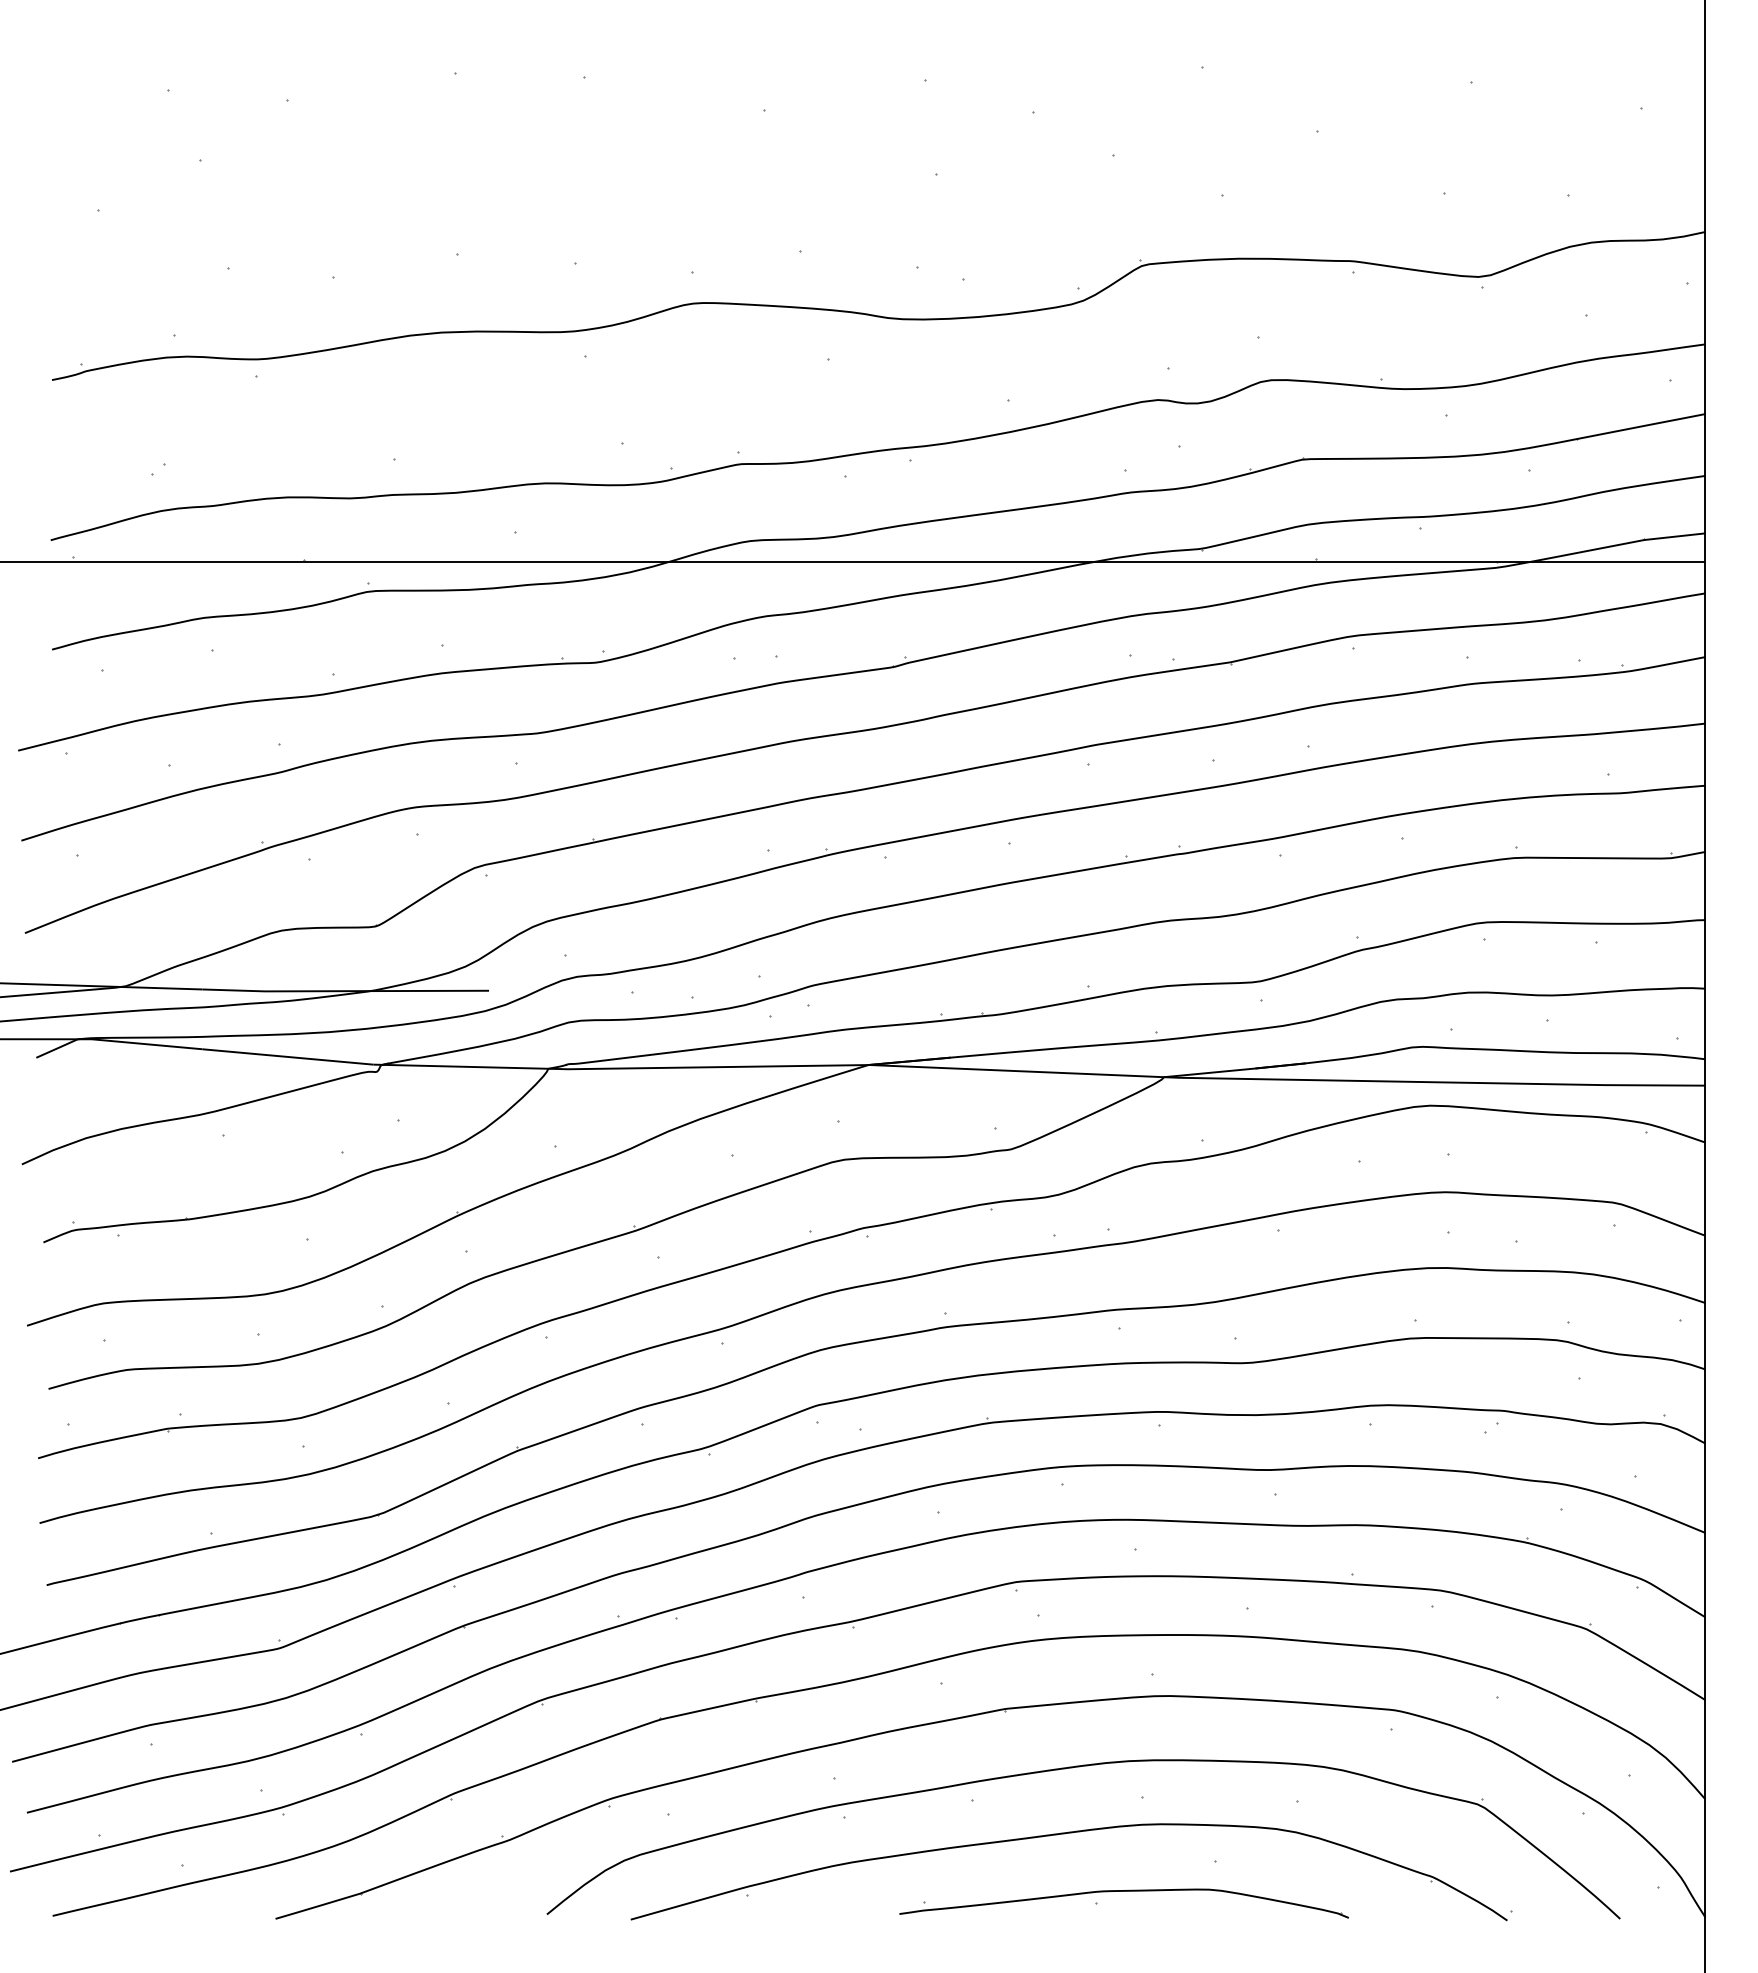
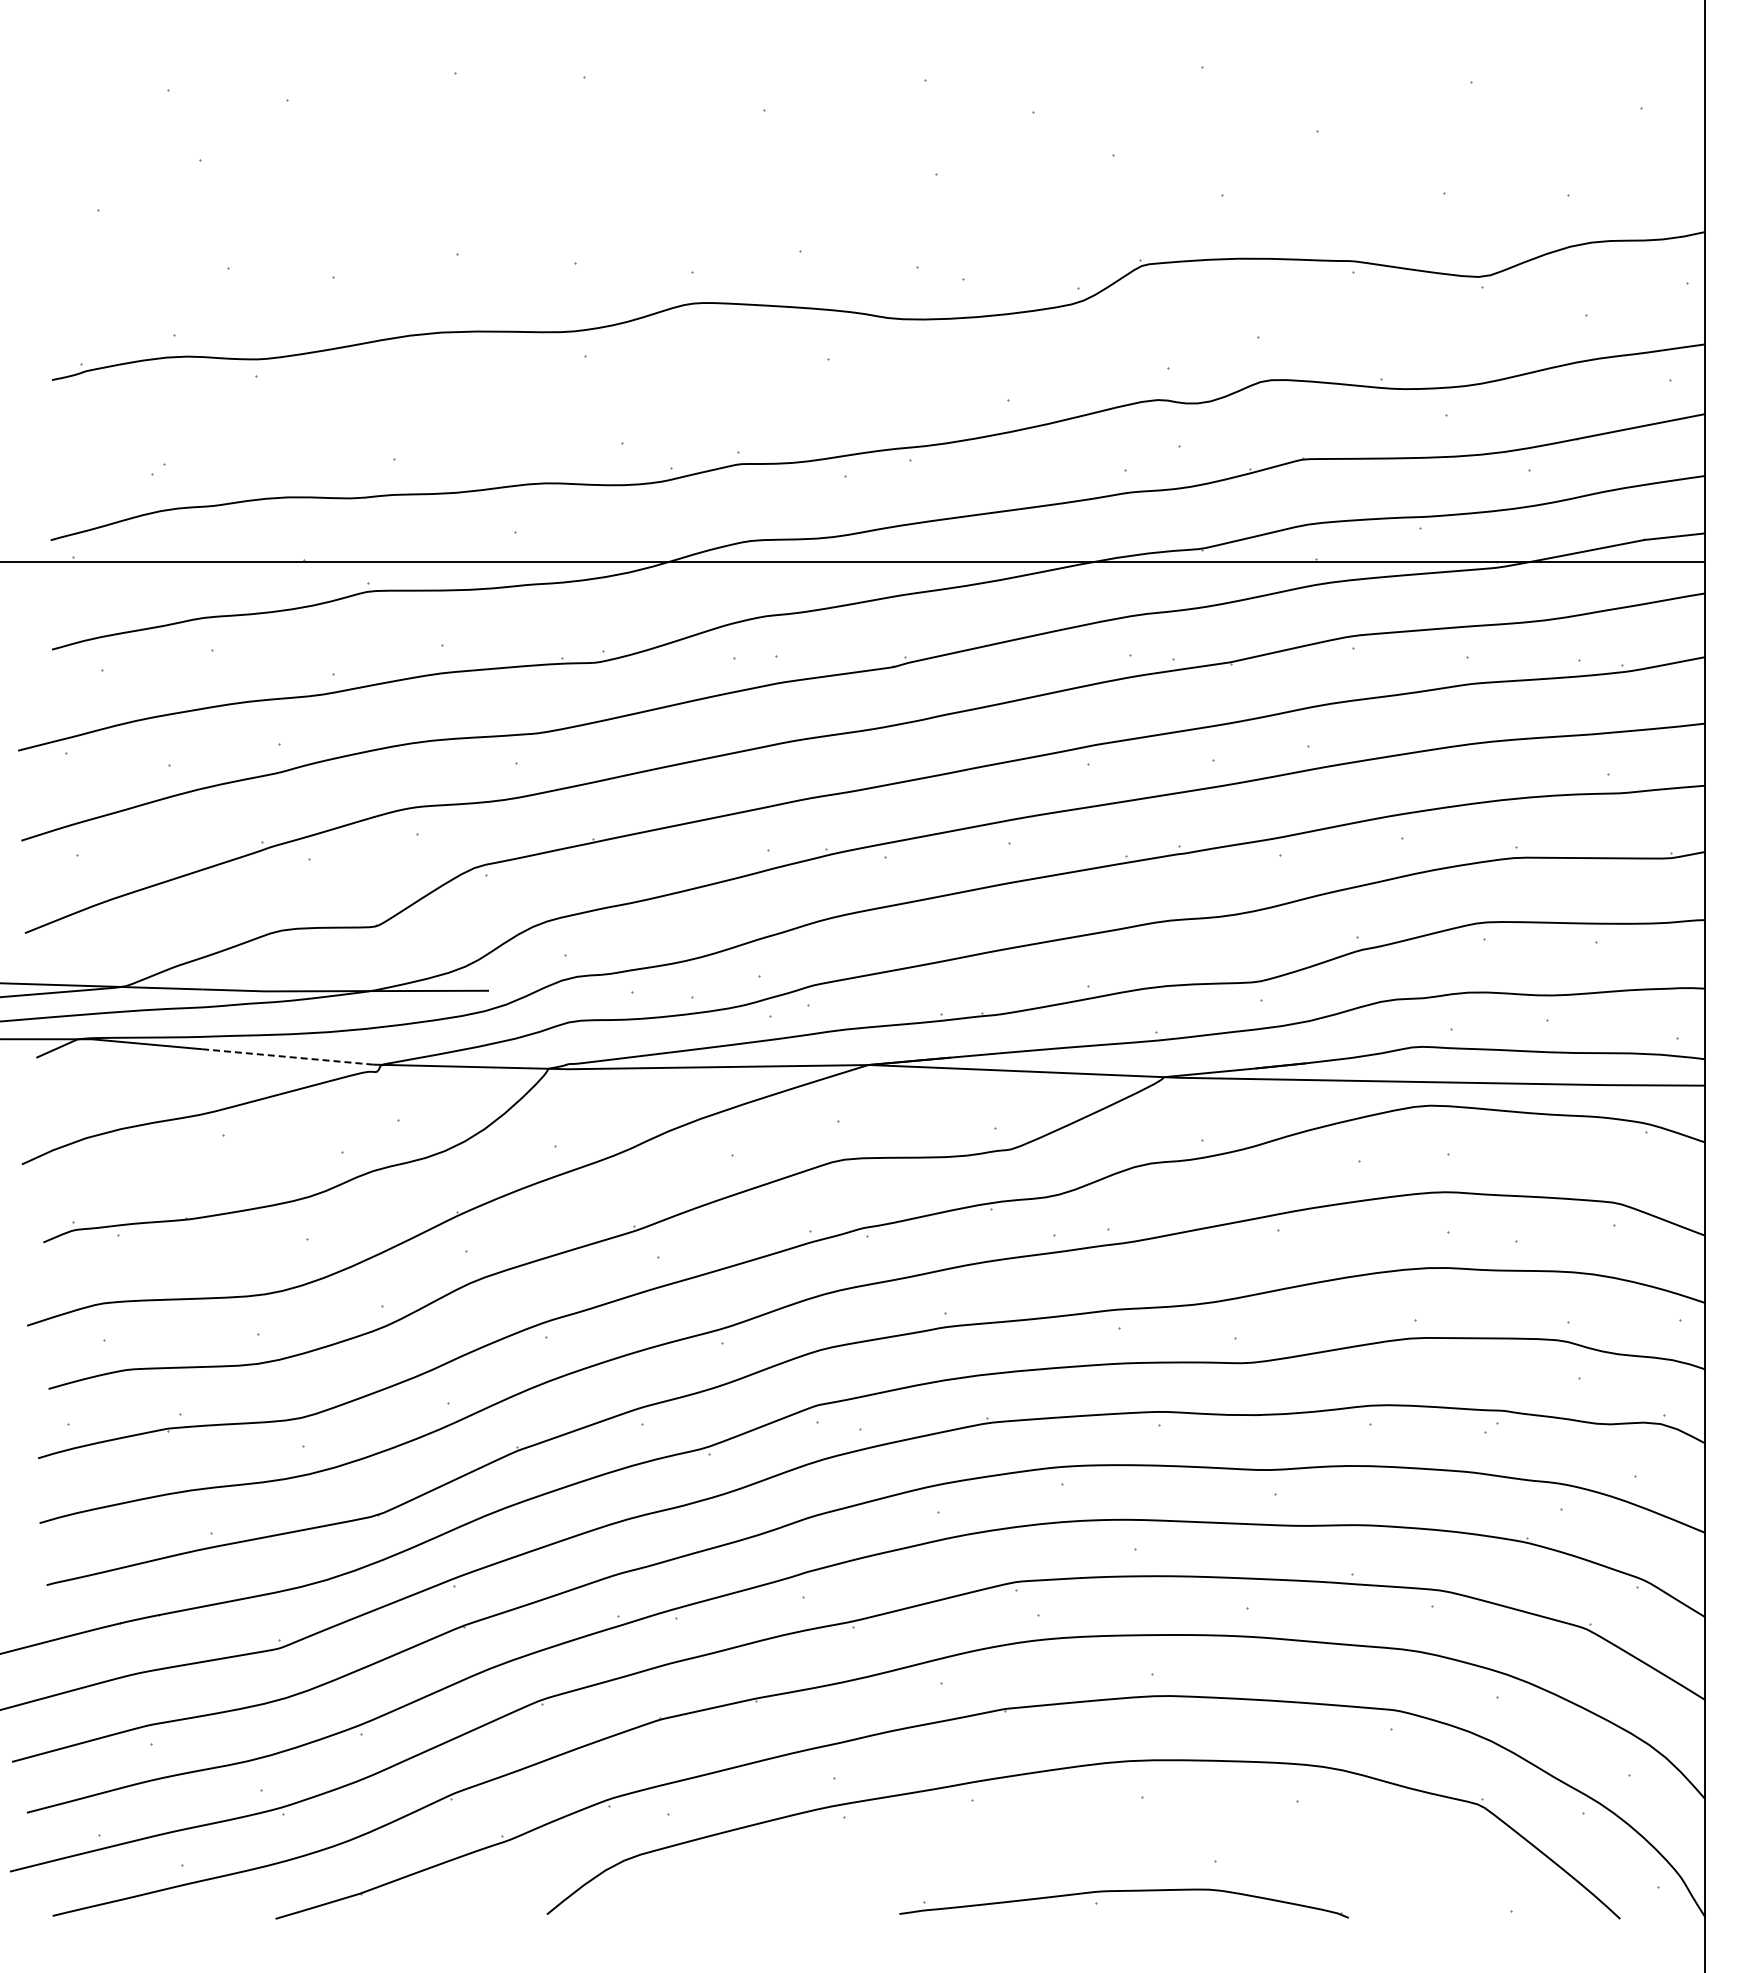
line: solid -> dashed (287, 1056)
part: present -> none (1065, 1834)
